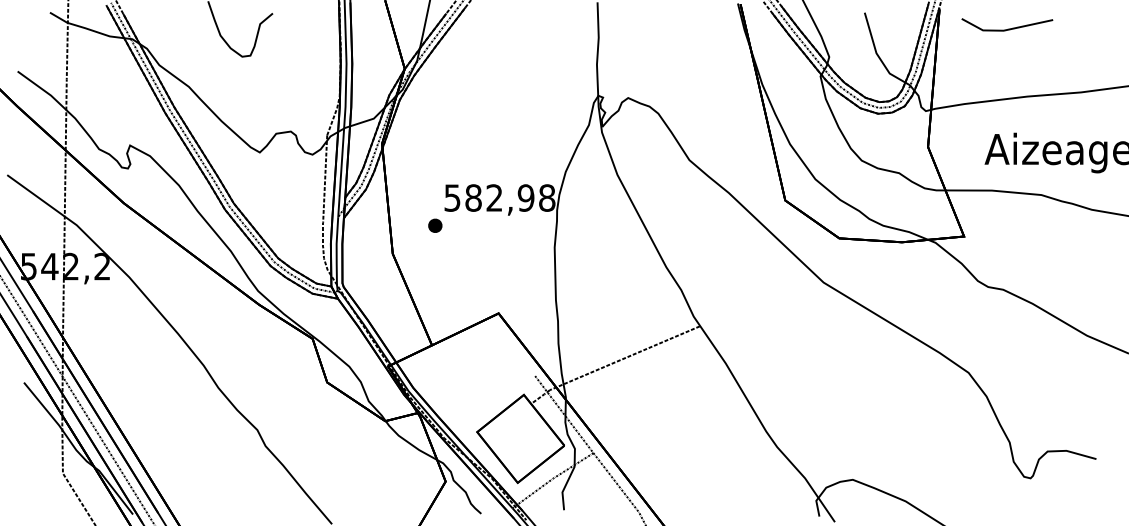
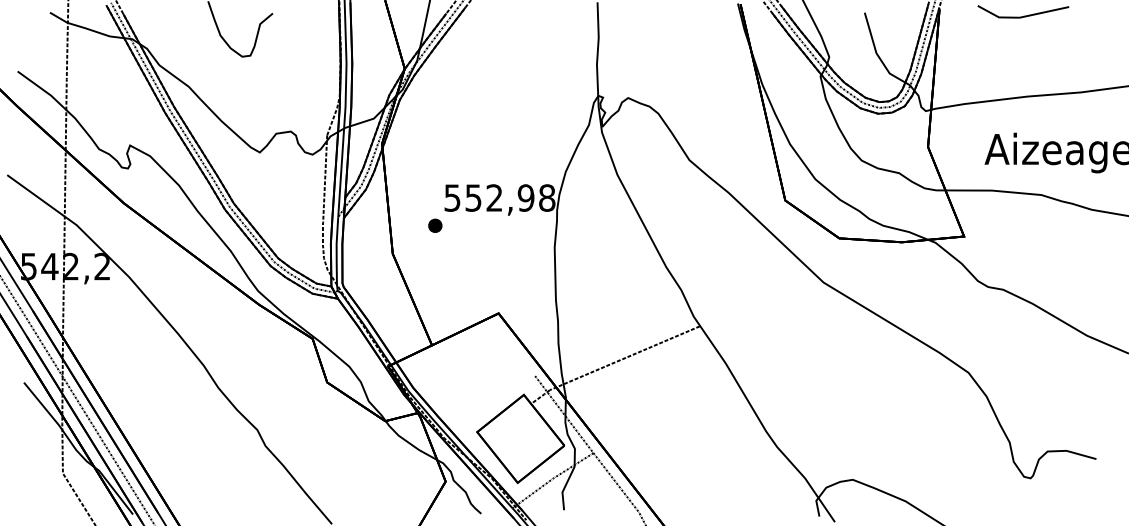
part position: (1007, 24) -> (1023, 11) (1023, 11)
text: 582,98 -> 552,98 (473, 197)
